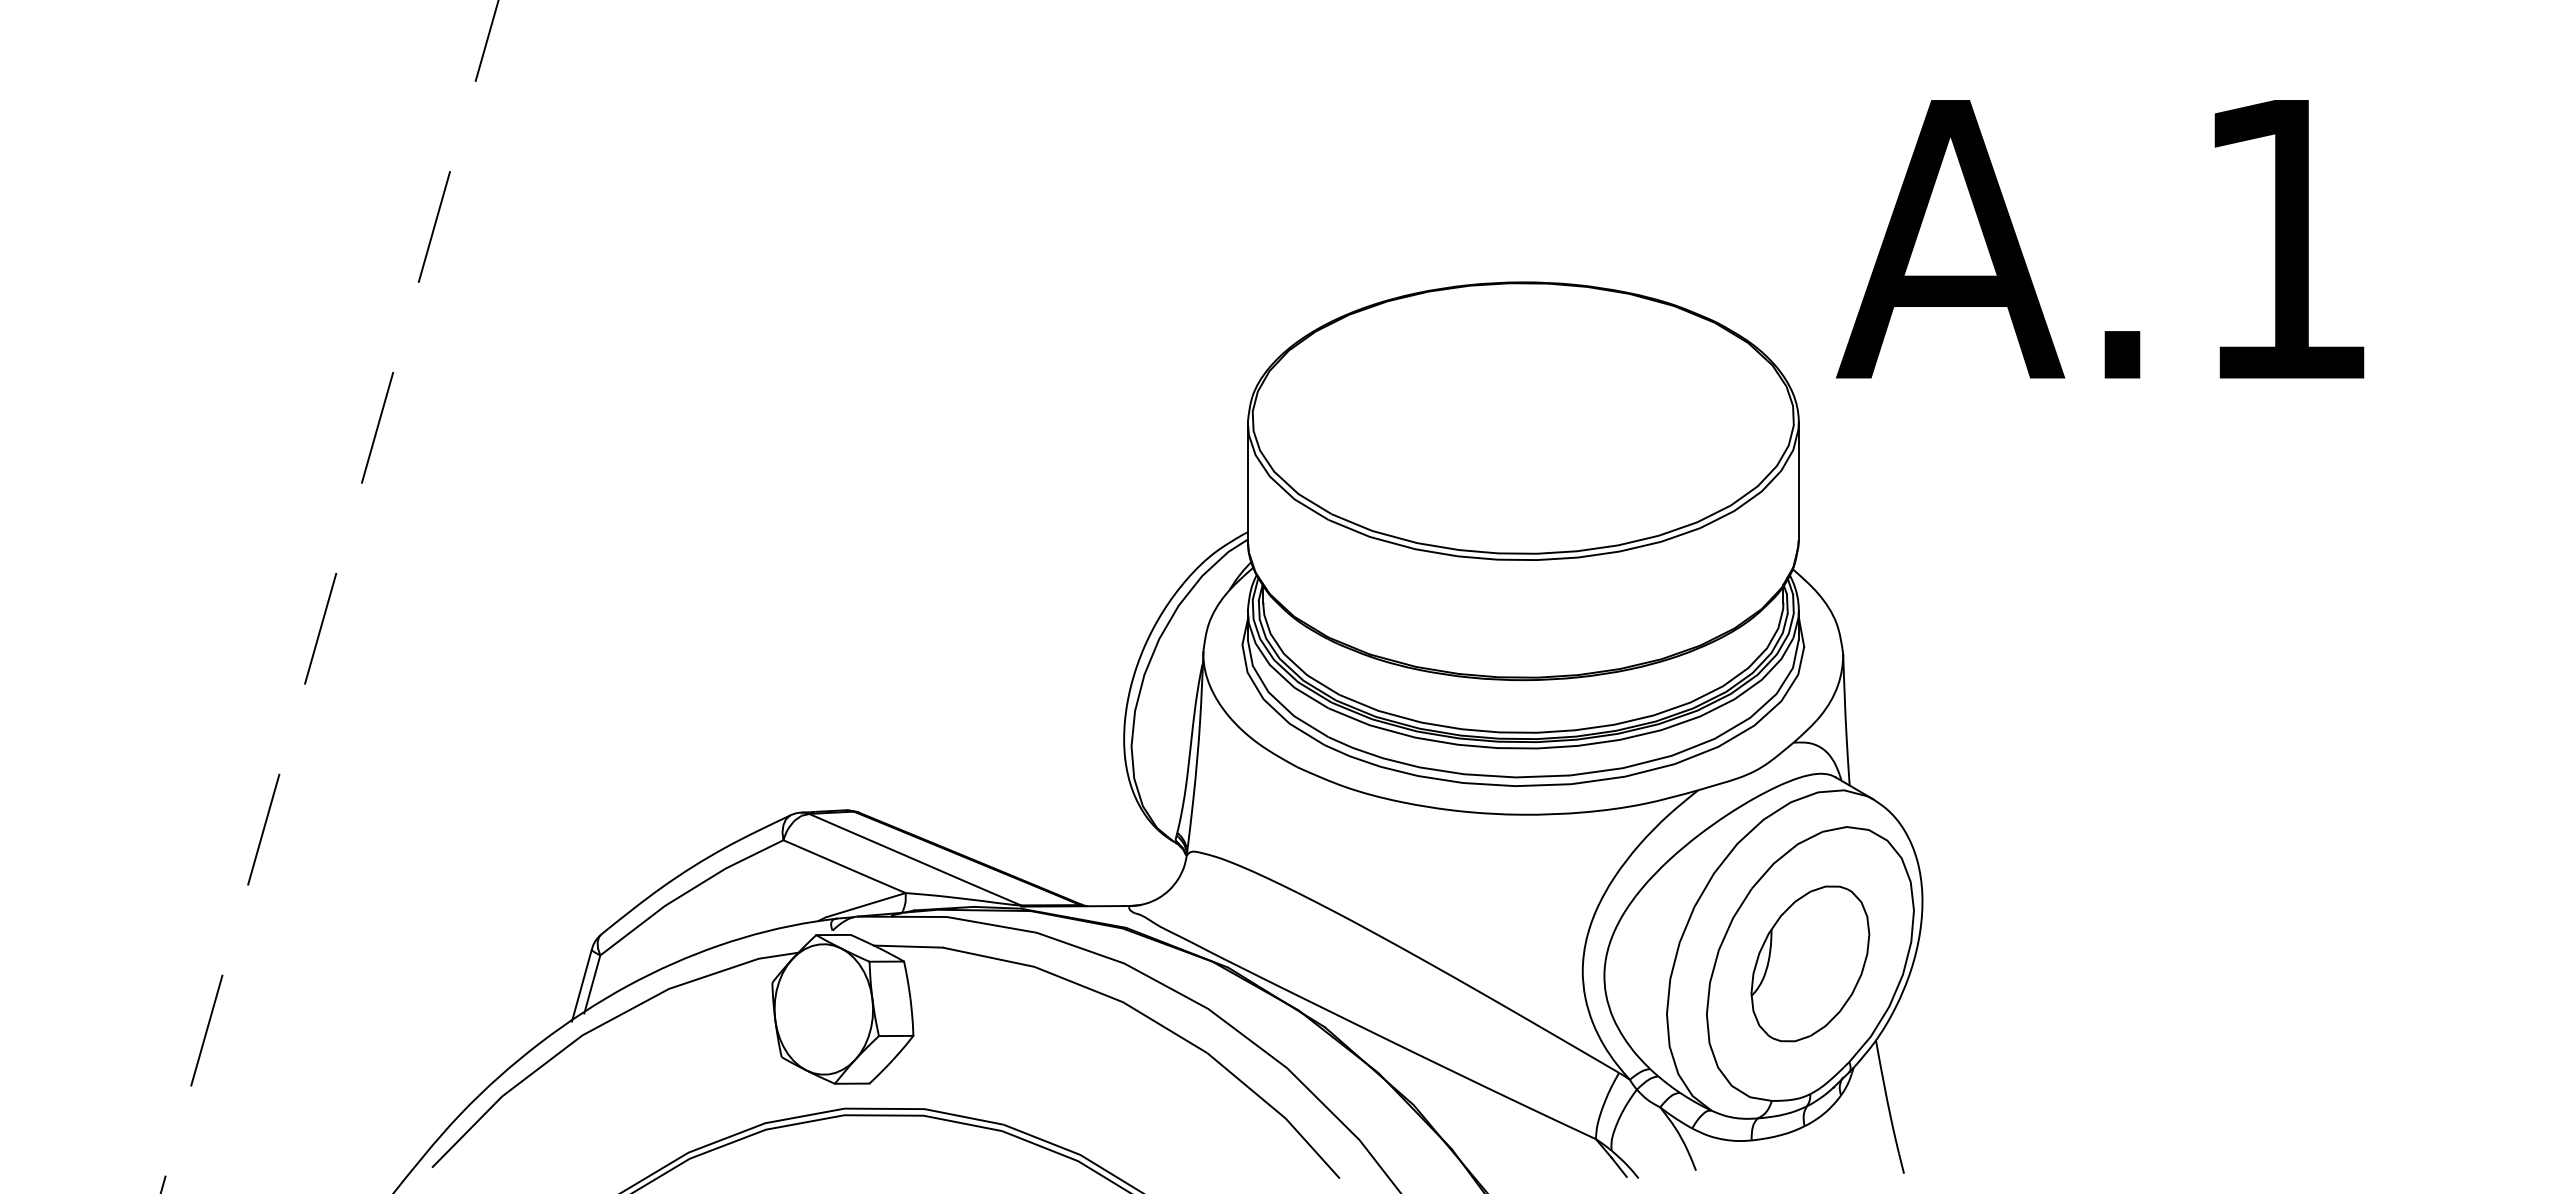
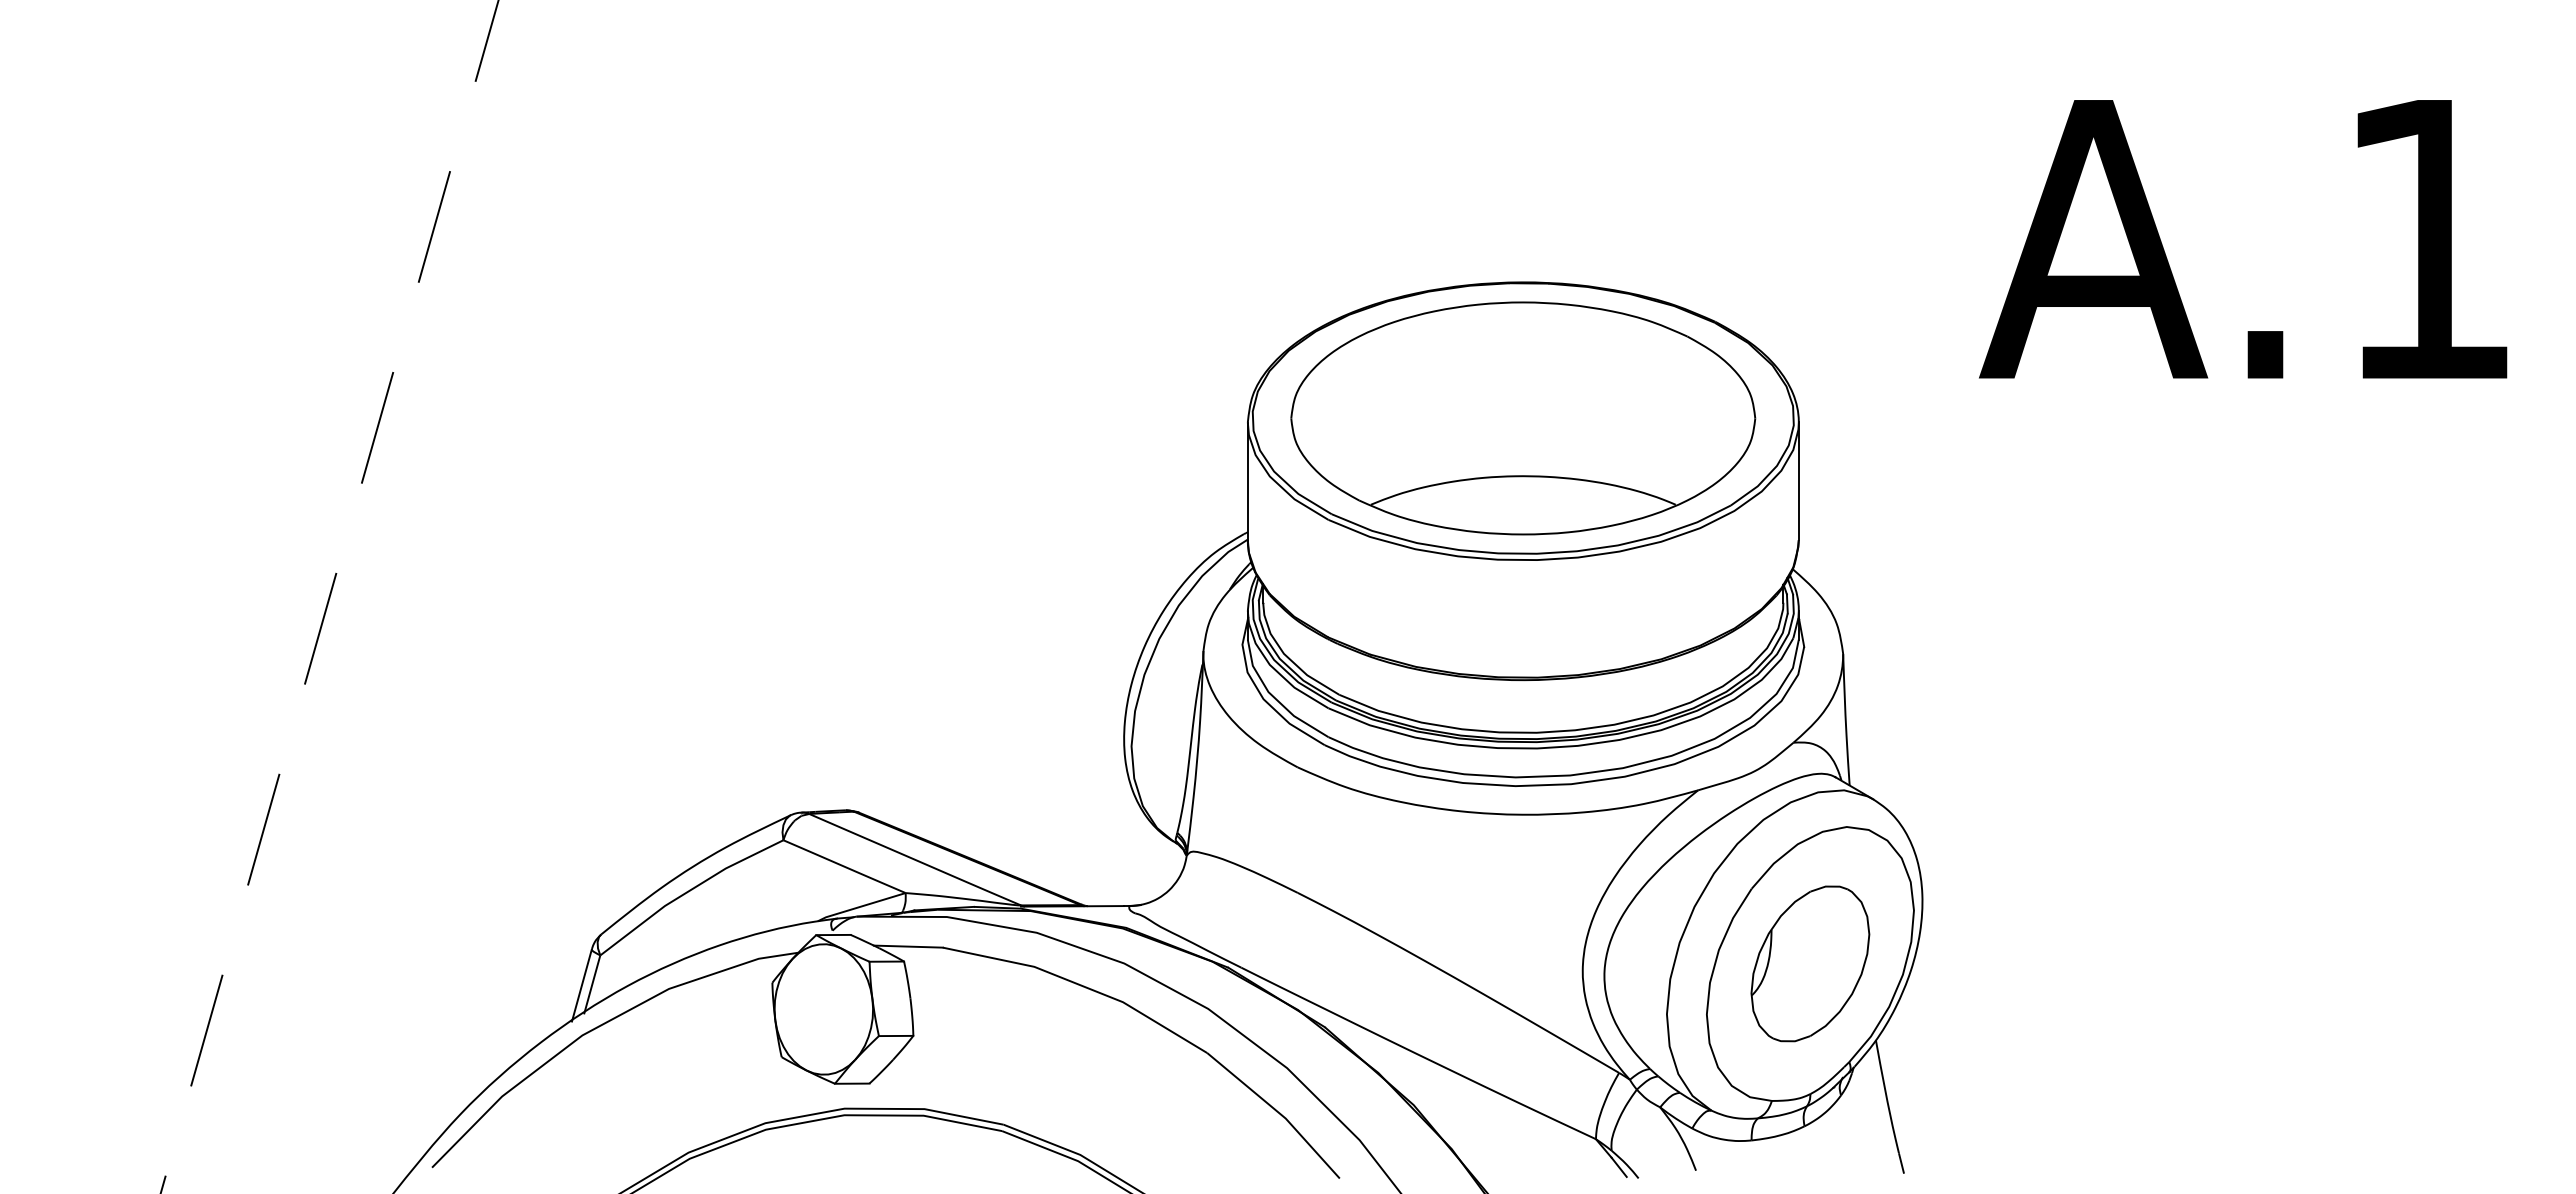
text position: (2100, 239) -> (2243, 239) (2243, 239)
part: none -> present (1523, 418)
